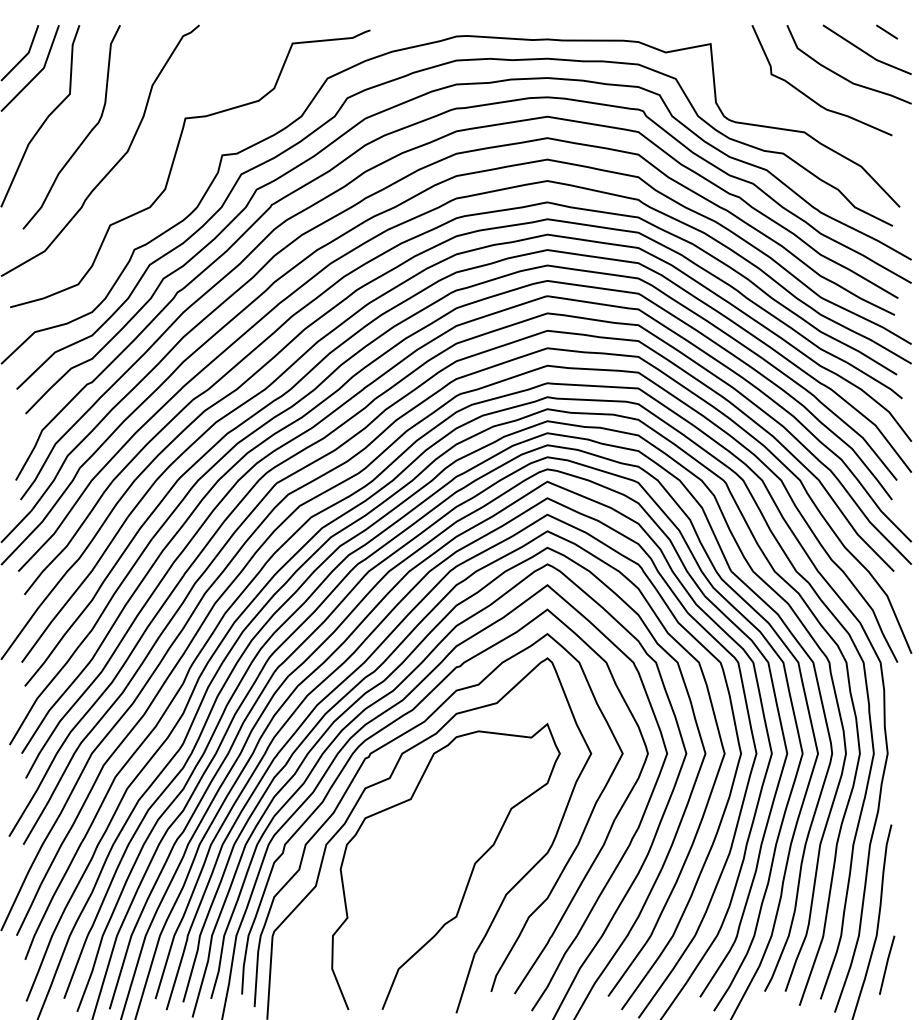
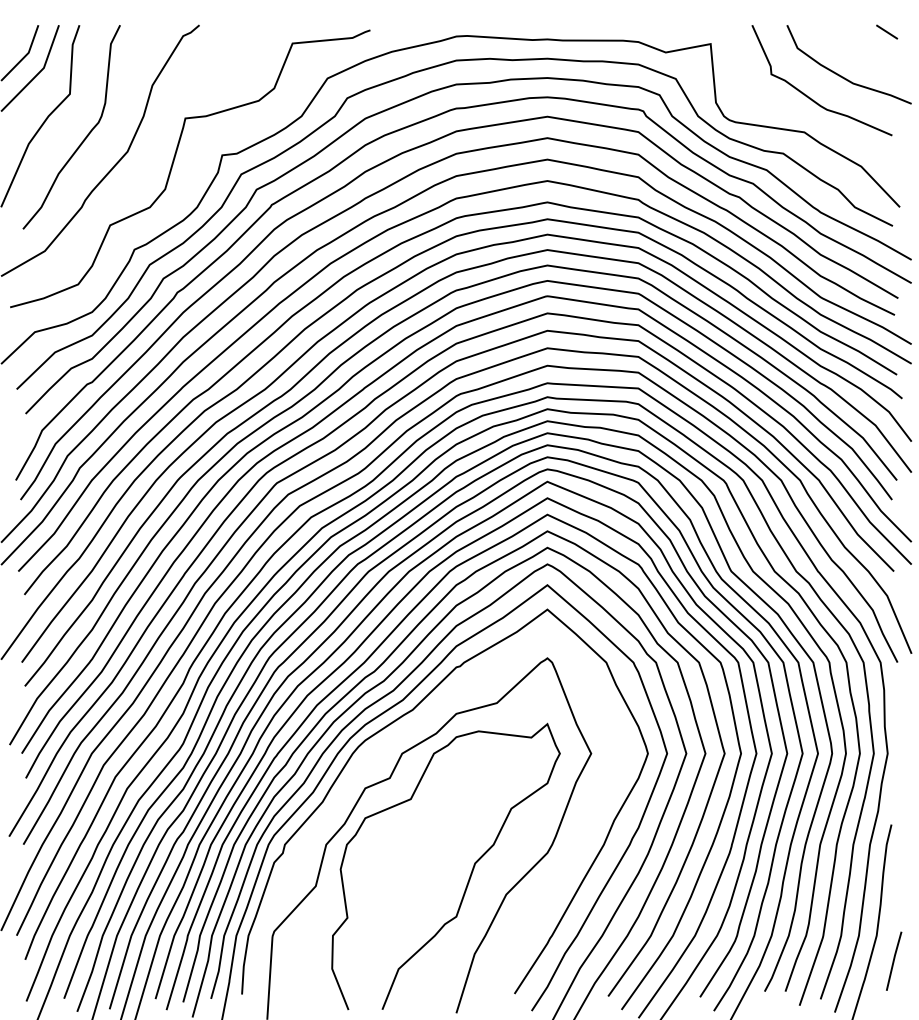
line: present -> none (865, 51)
curve: present -> none (393, 741)
line position: (887, 964) -> (894, 960) (894, 960)
